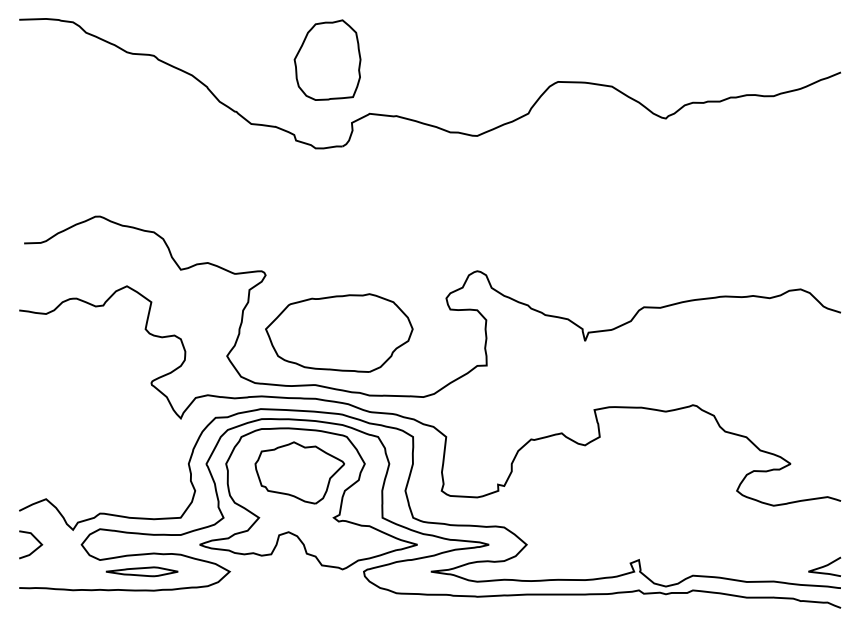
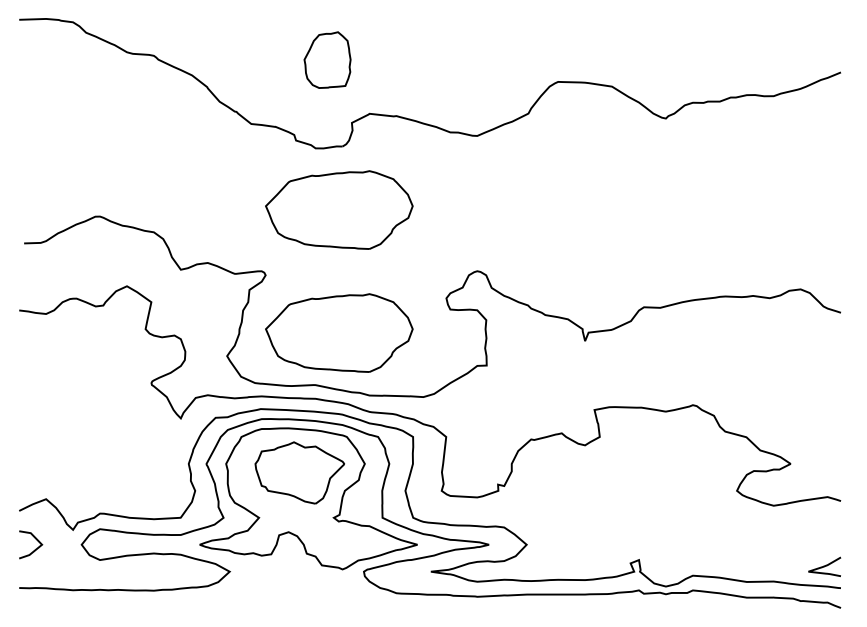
part size: 69x82 px -> 49x58 px (327, 59)
part: none -> present (339, 209)
part: present -> none (141, 571)
